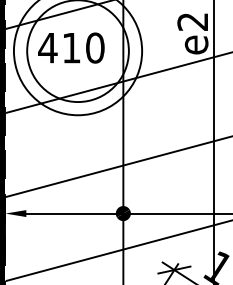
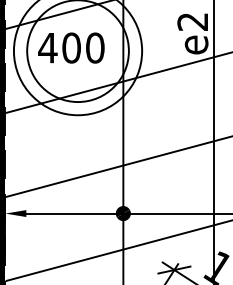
text: 410 -> 400 (71, 47)
